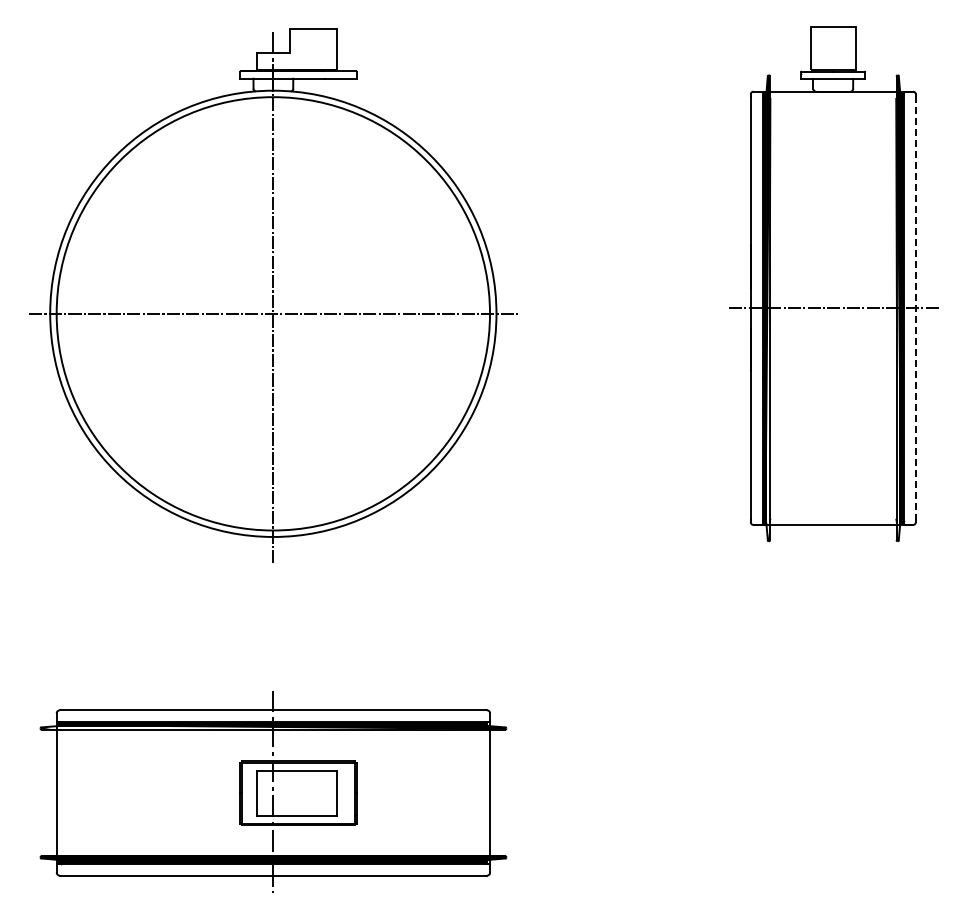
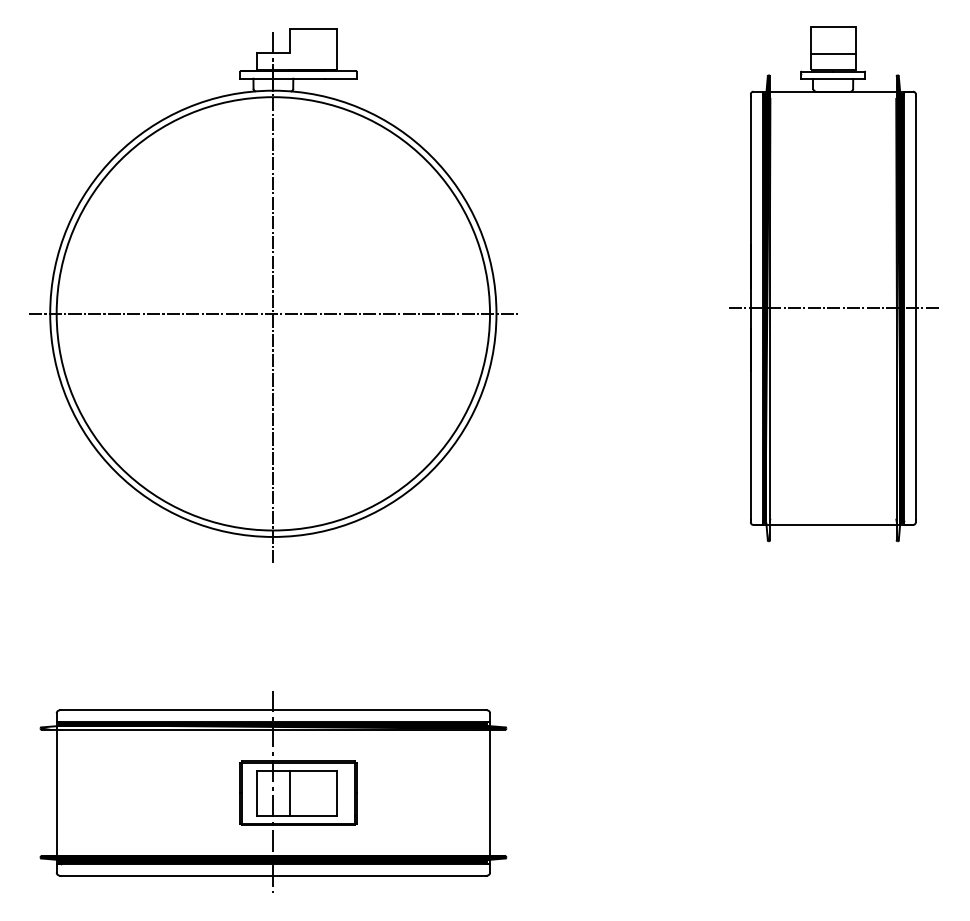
line: none -> present (832, 54)
line: dashed -> solid (915, 308)
line: none -> present (289, 792)
